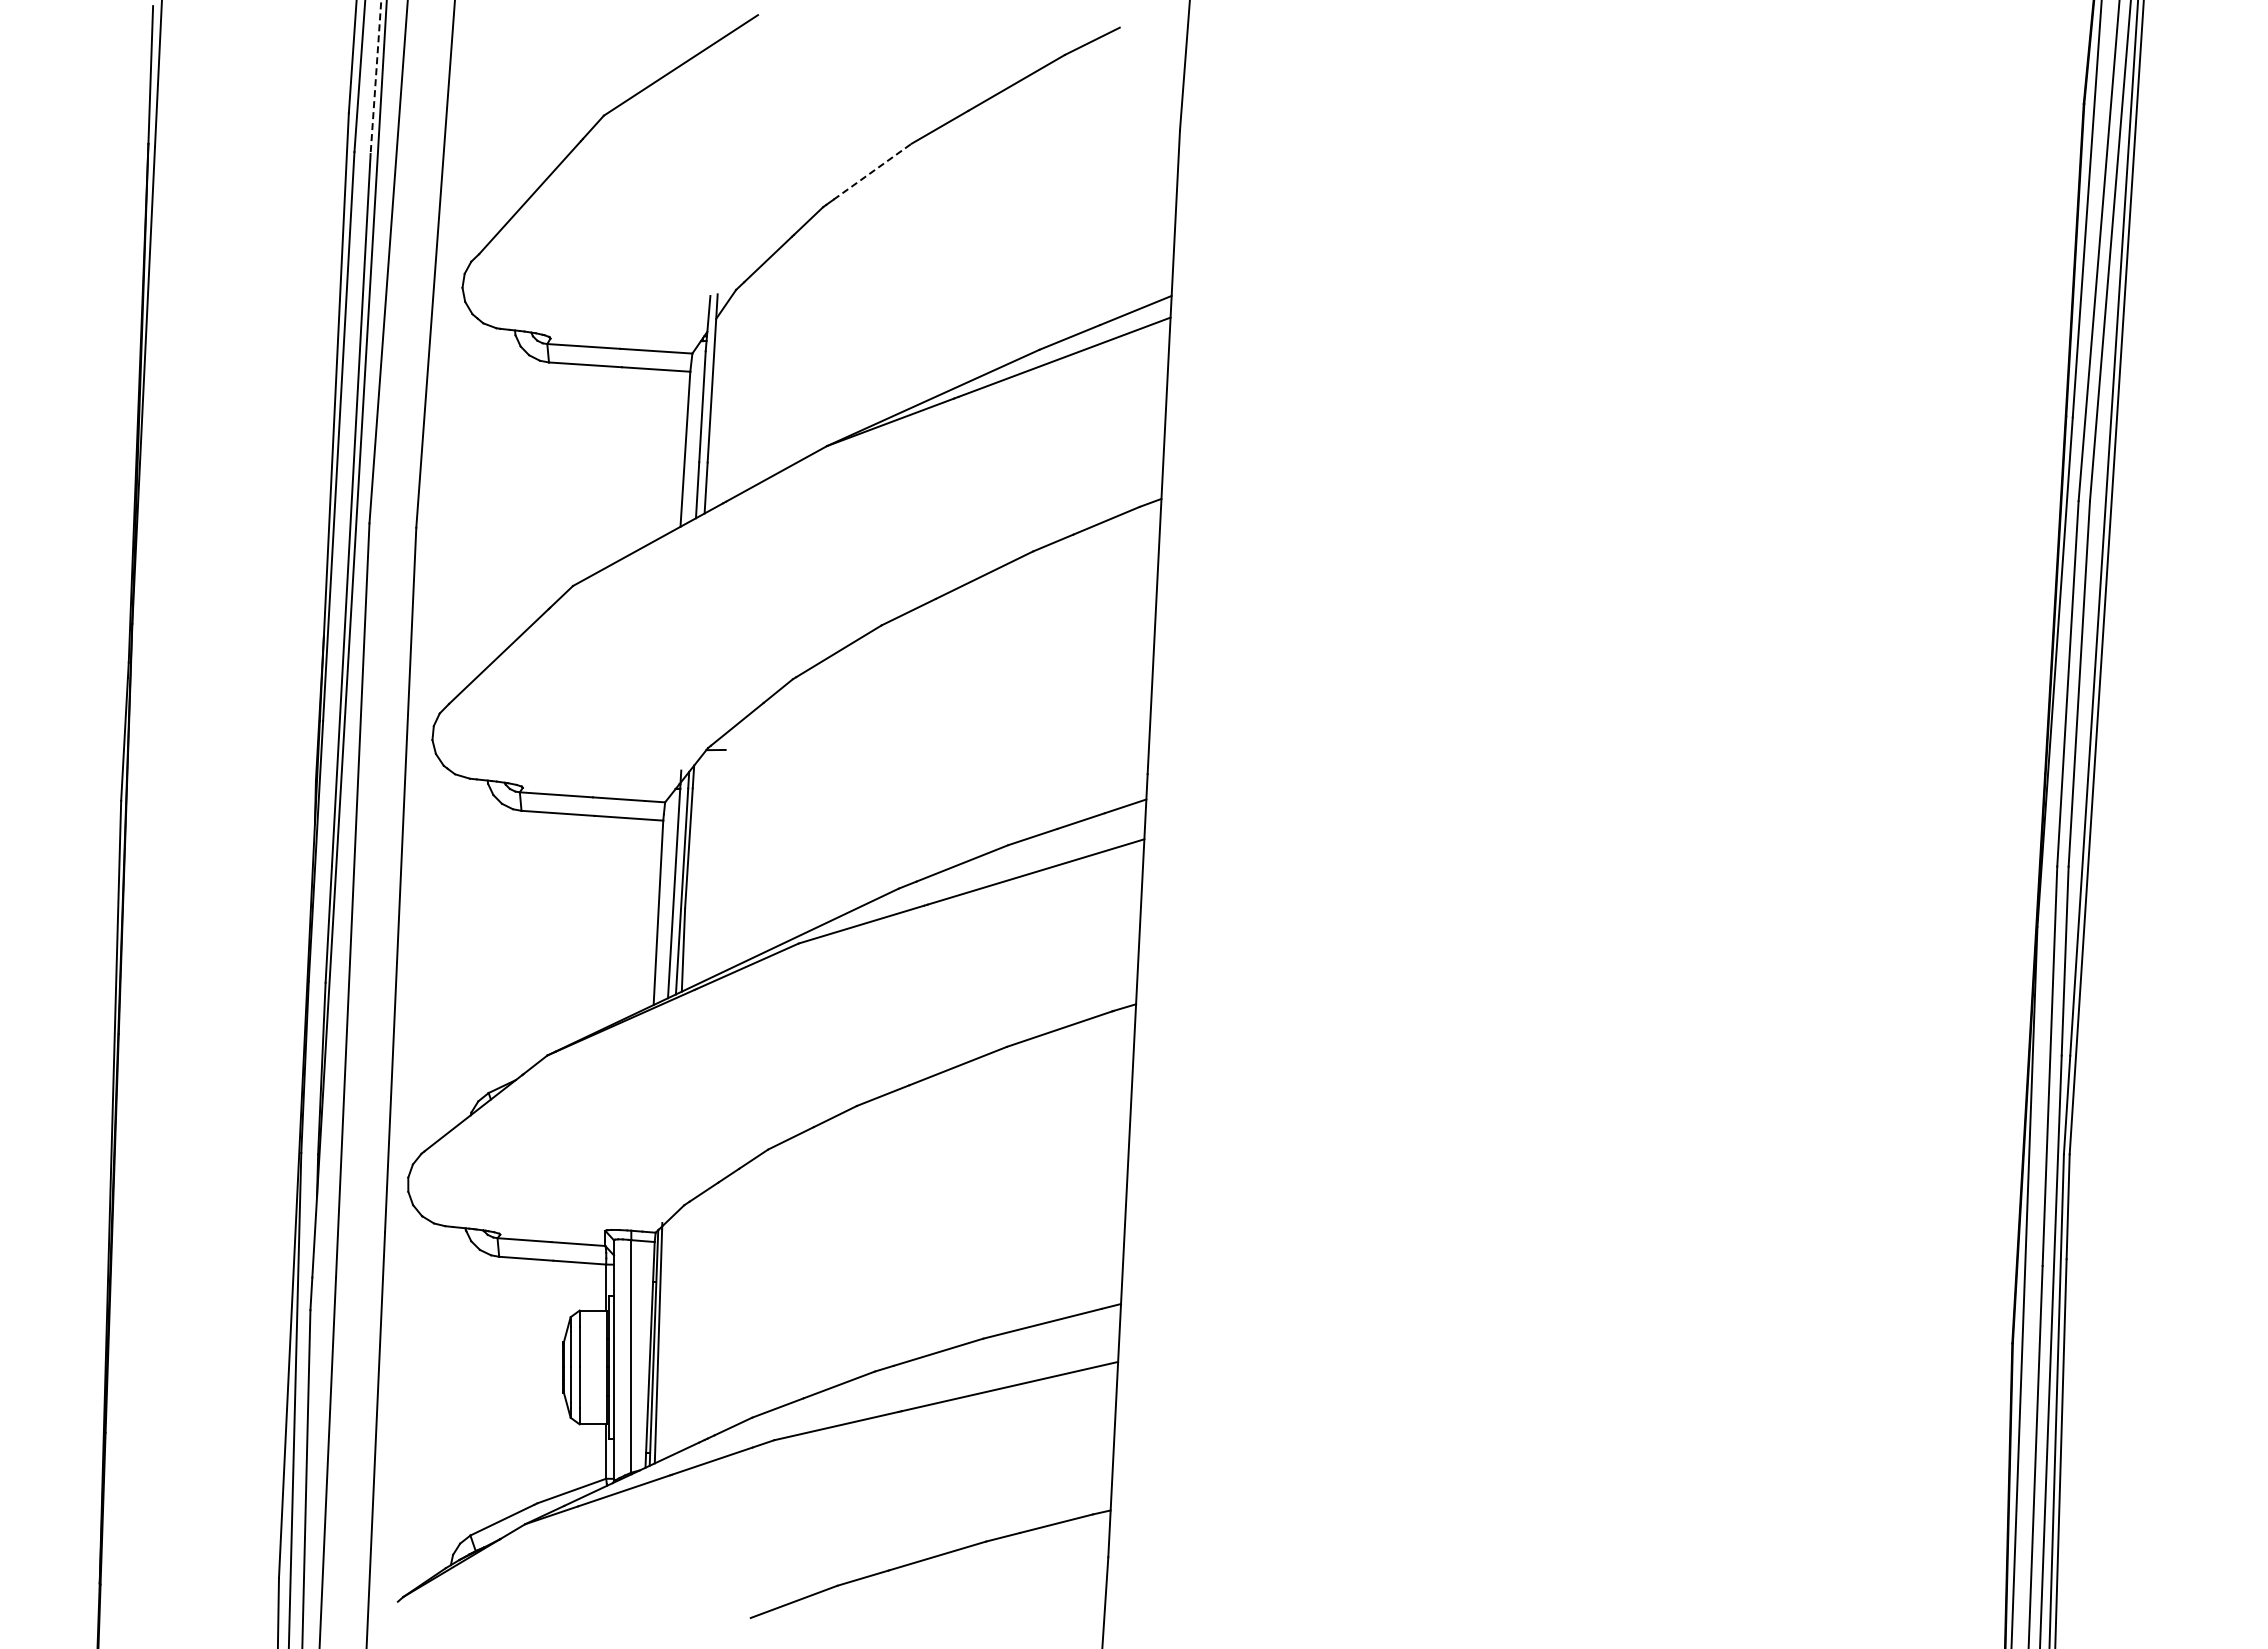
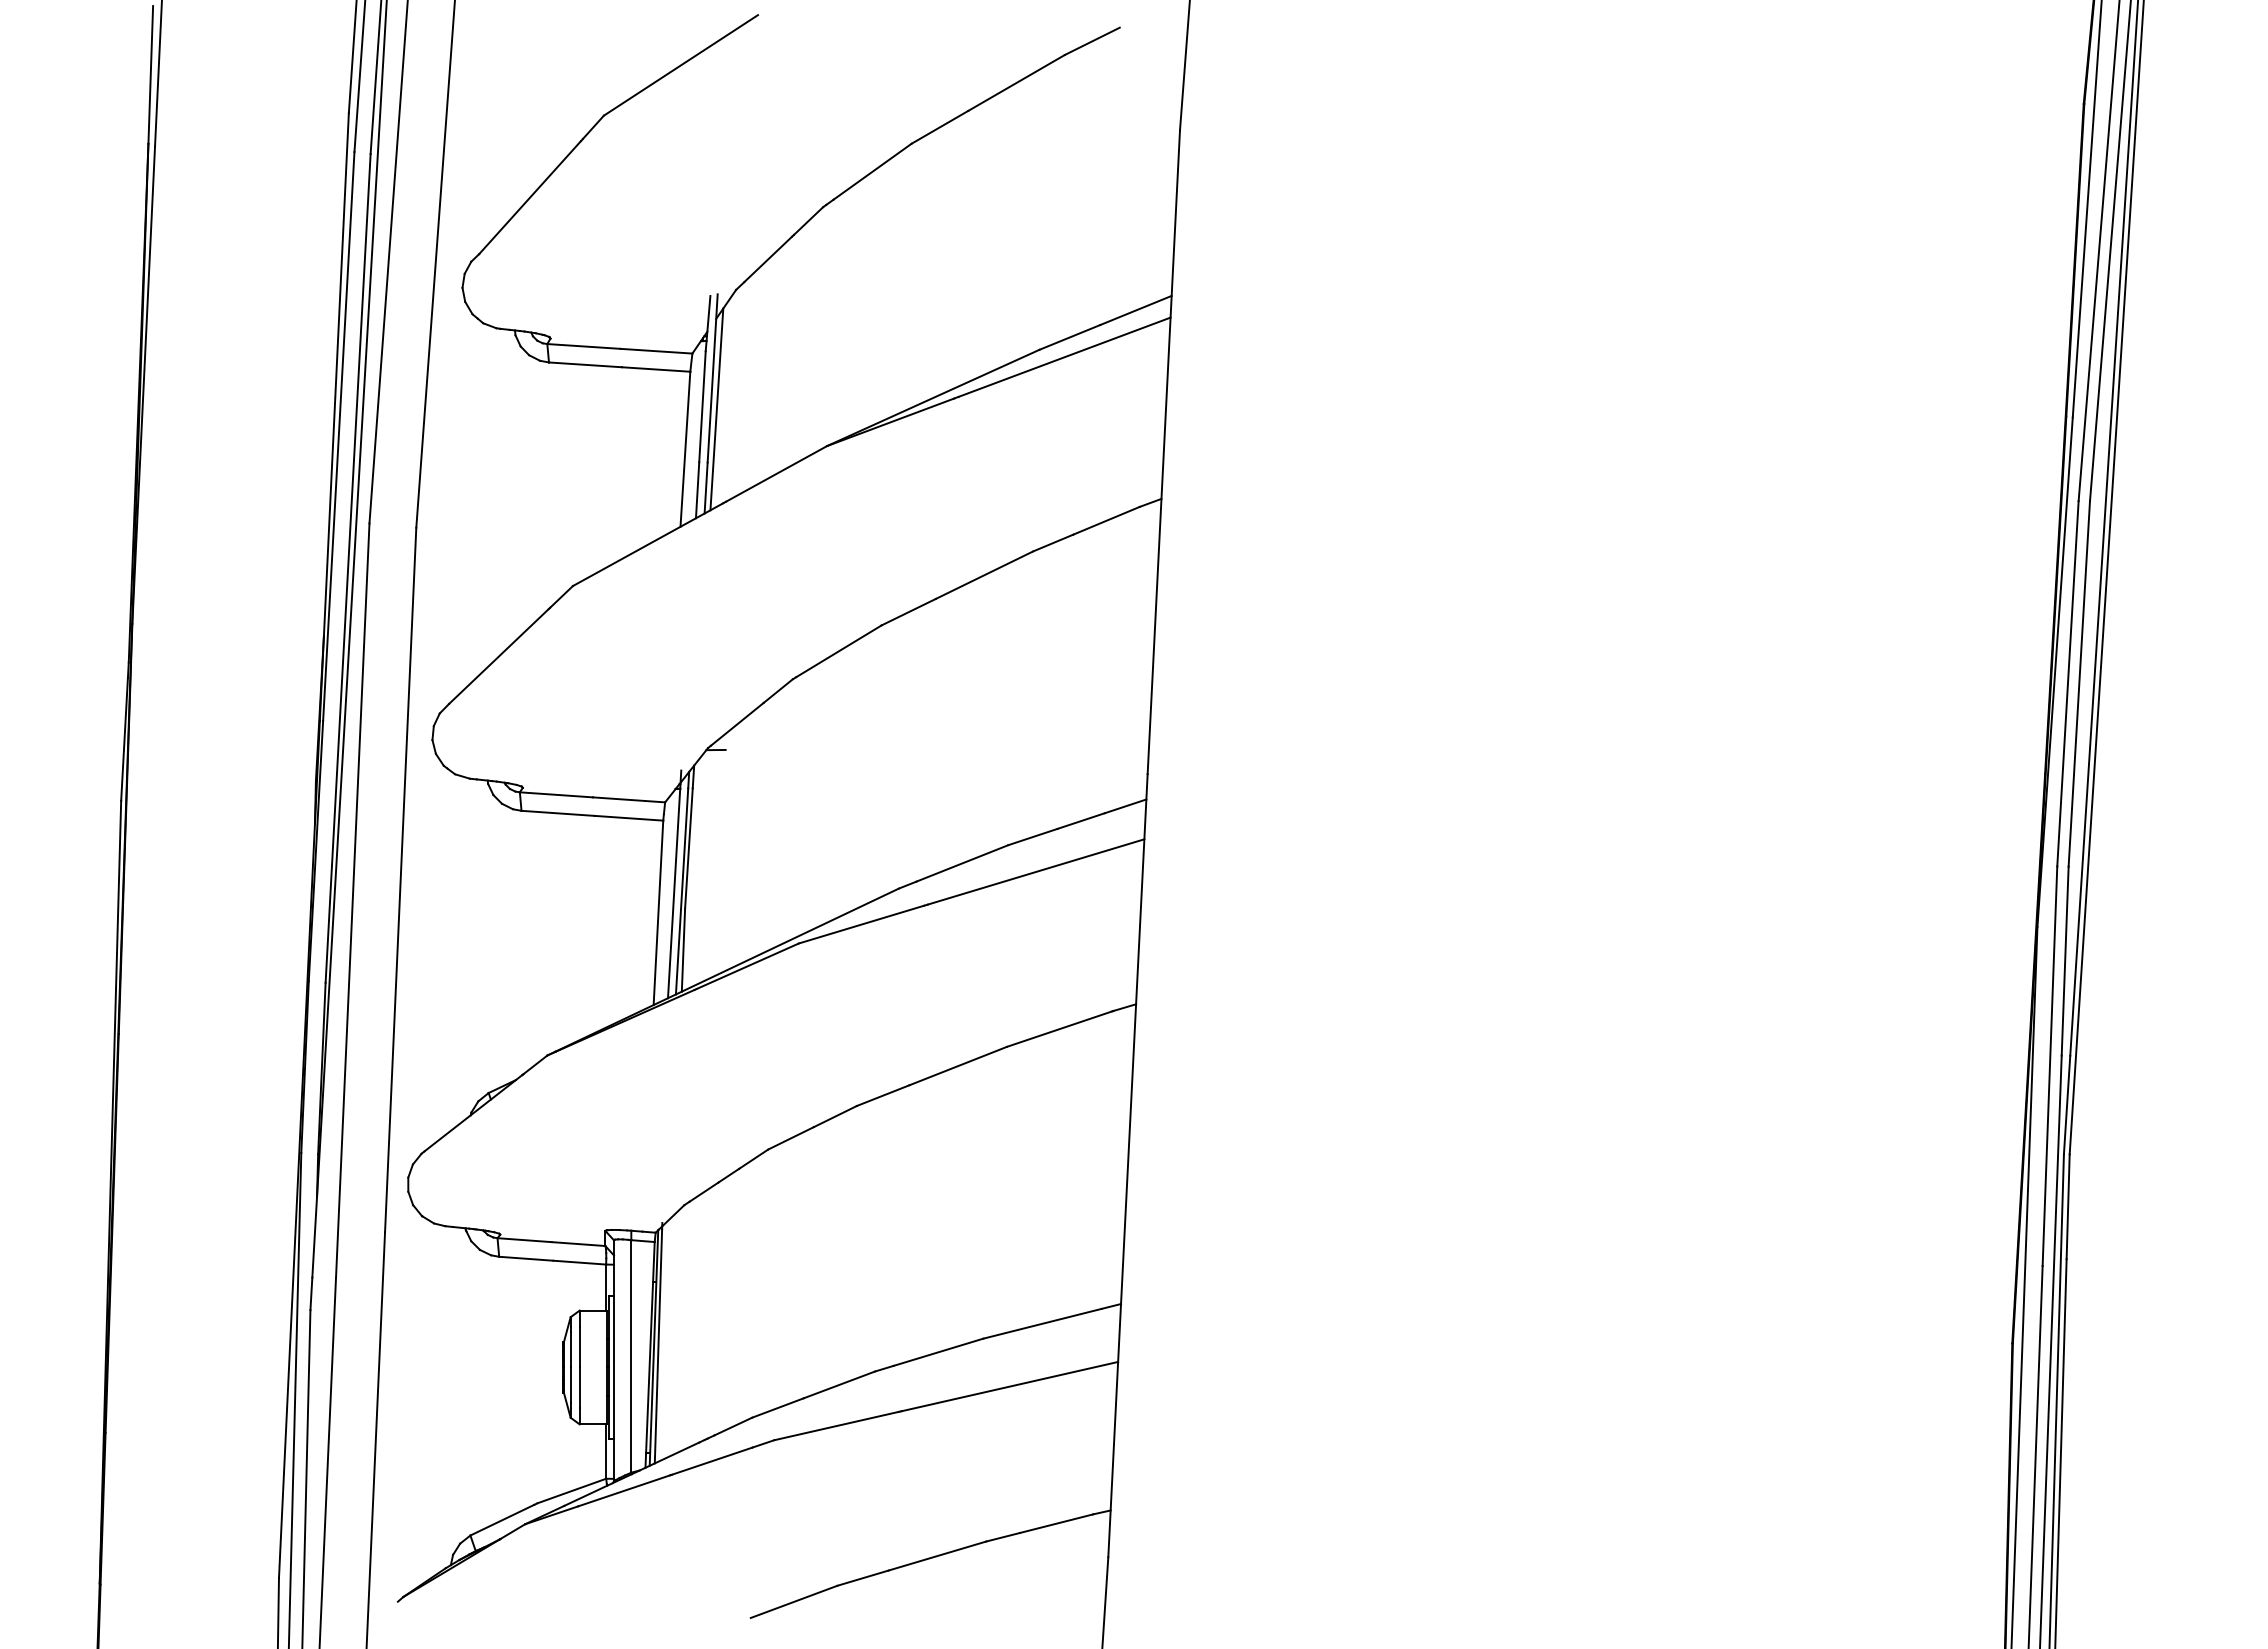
line: dashed -> solid (375, 77)
line: dashed -> solid (873, 171)
line: none -> present (716, 409)
